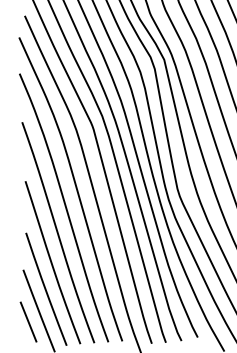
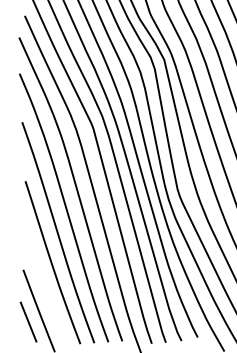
line: present -> none (46, 288)
